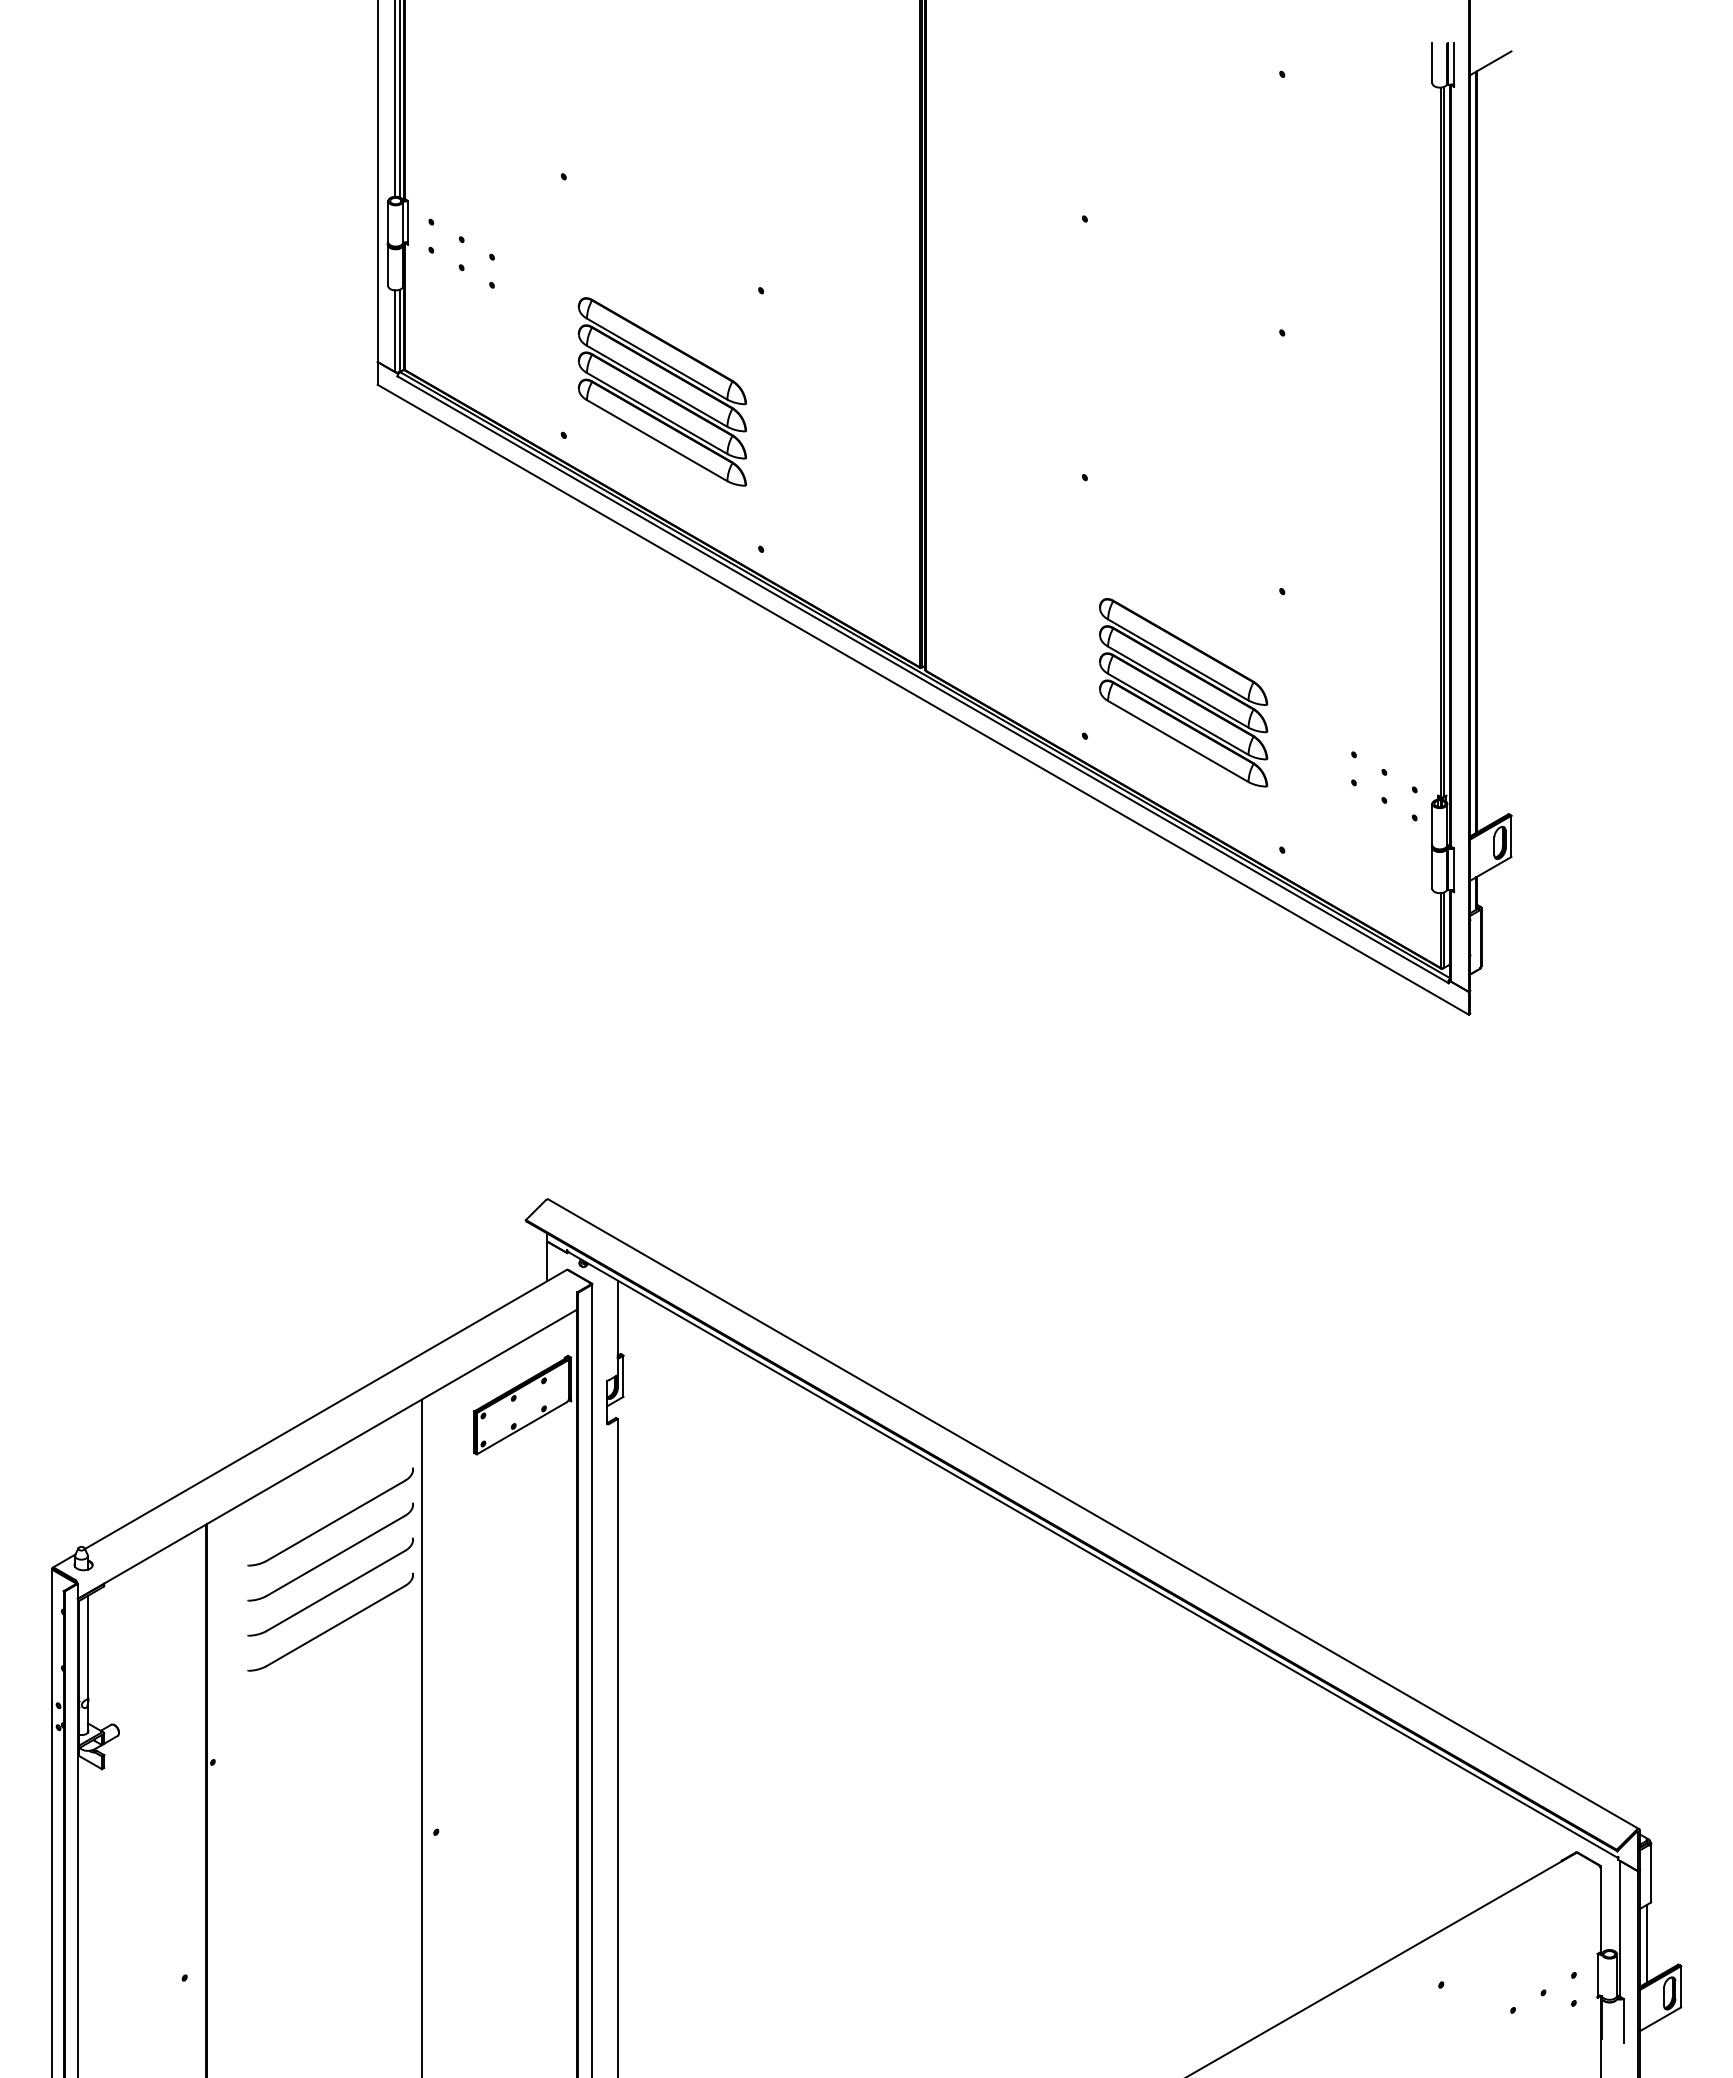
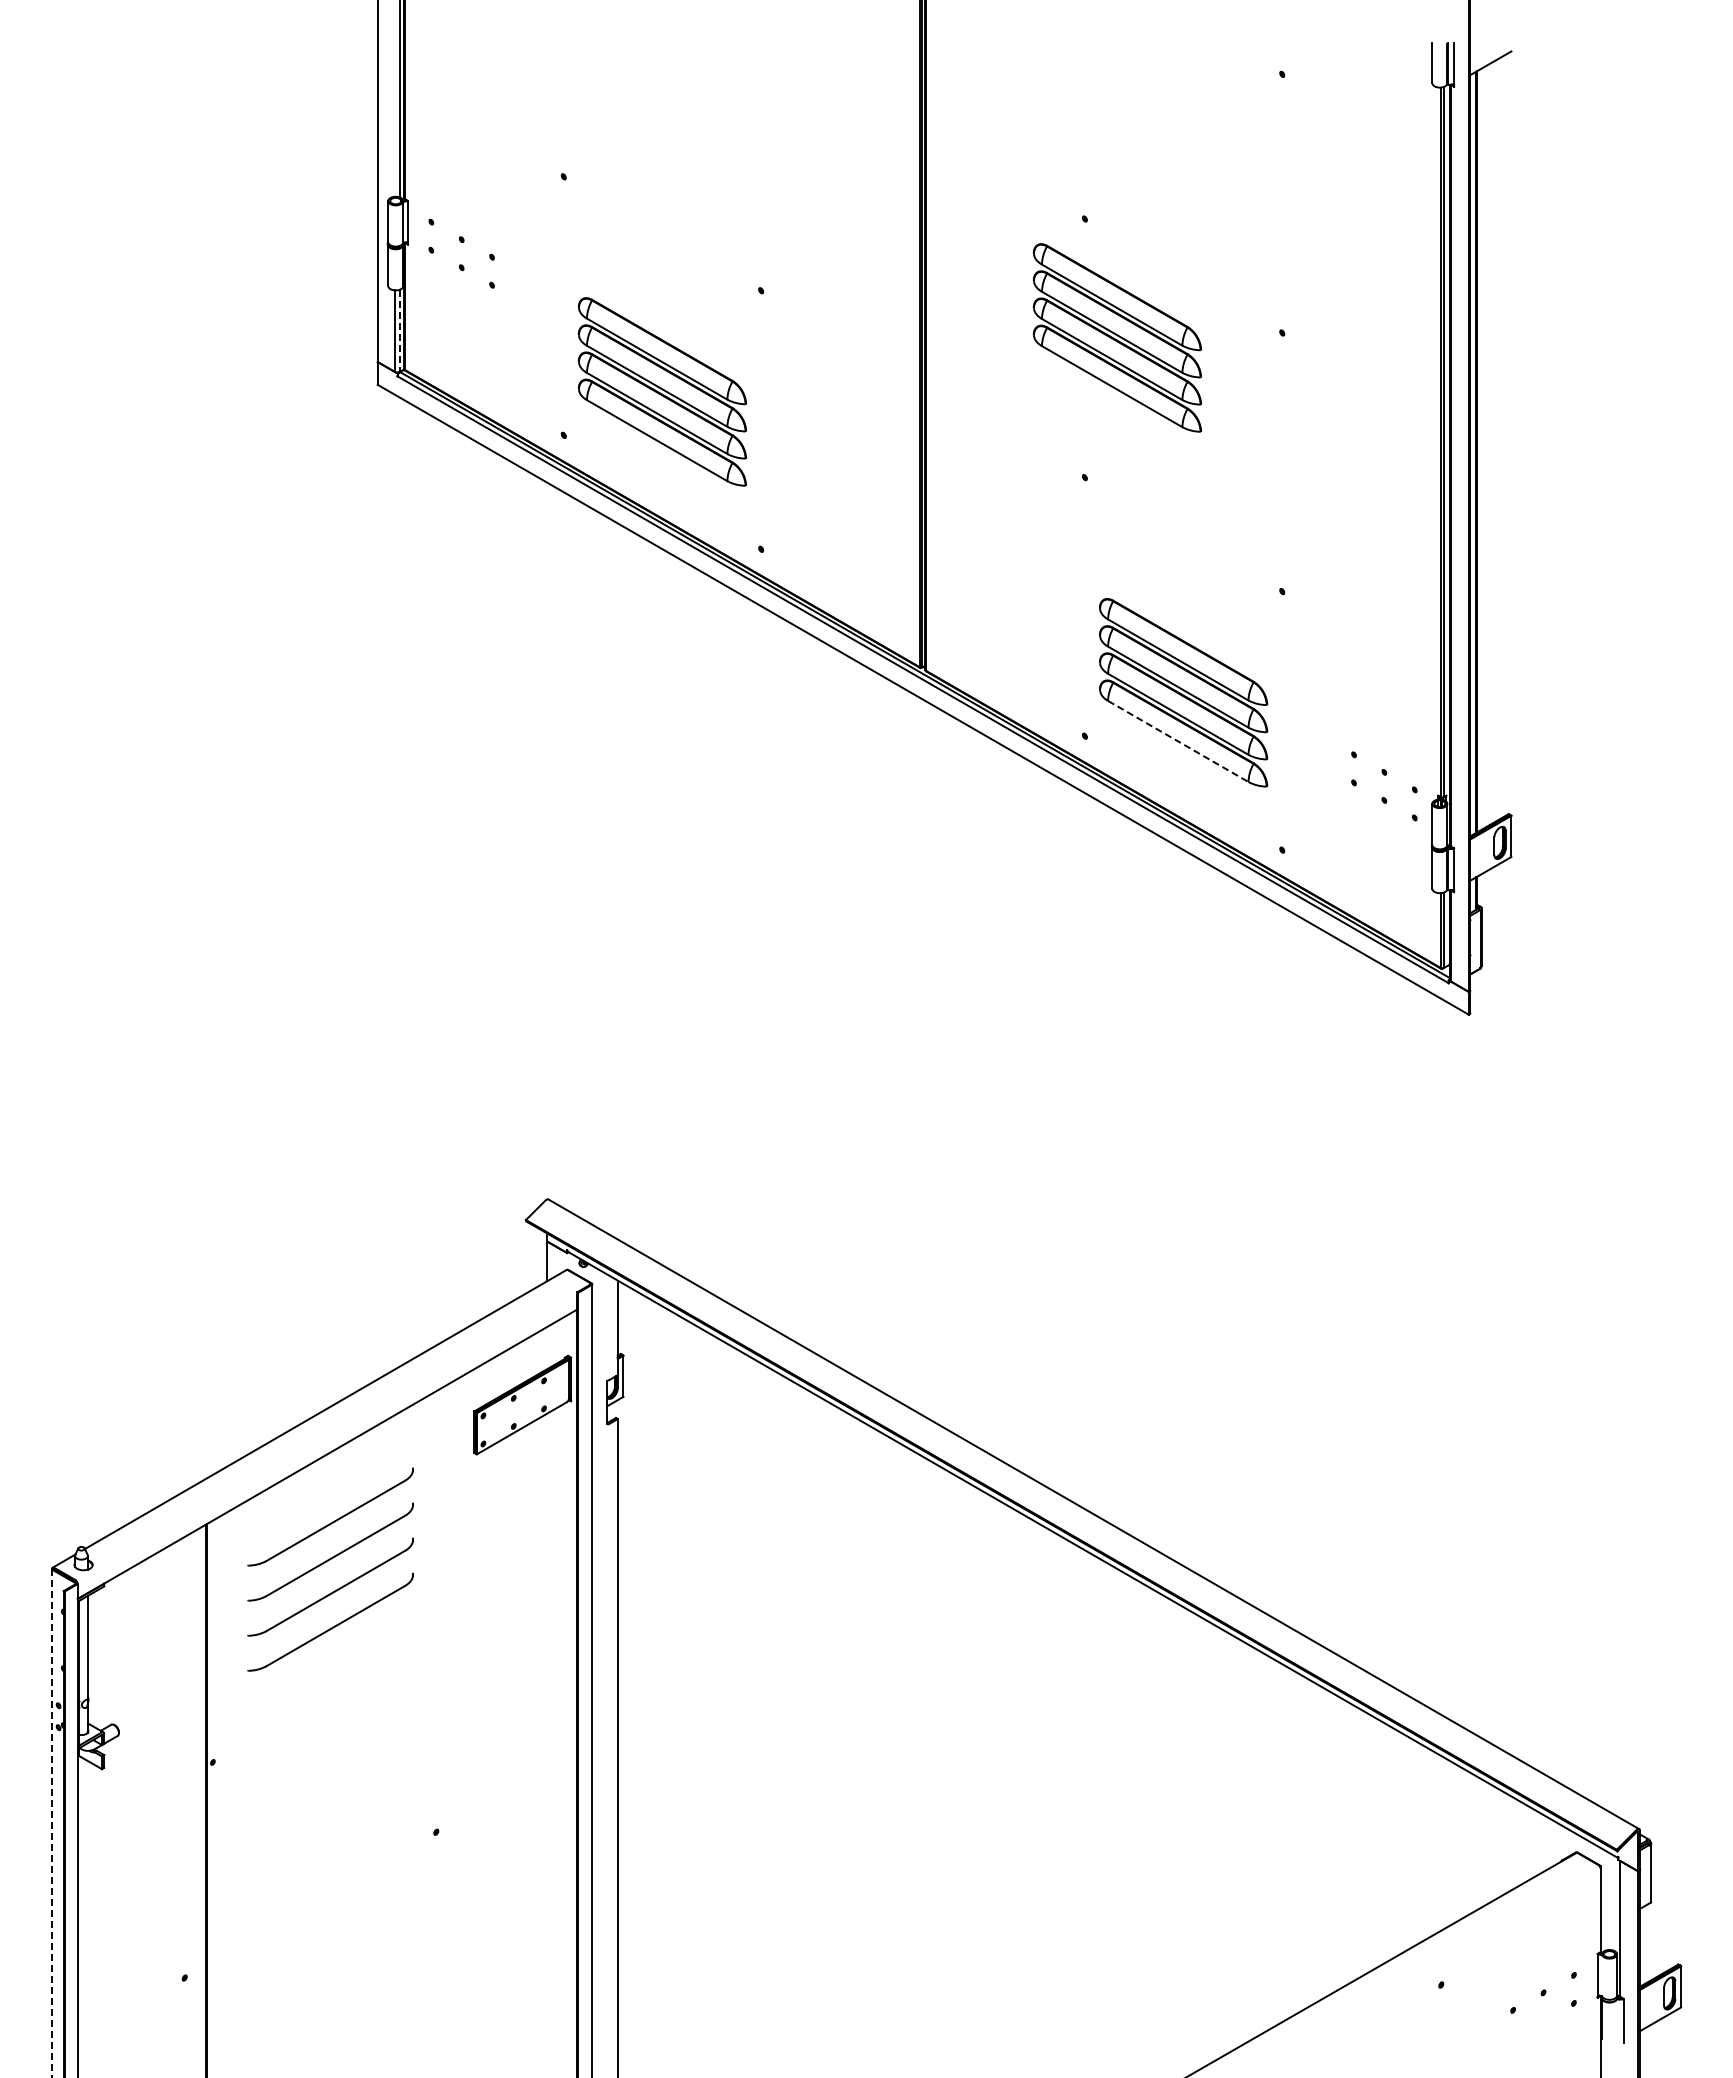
line: present -> none (394, 99)
line: solid -> dashed (399, 331)
part: none -> present (1116, 337)
line: solid -> dashed (1178, 741)
line: present -> none (421, 1736)
line: solid -> dashed (51, 1823)
line: present -> none (1646, 1943)
